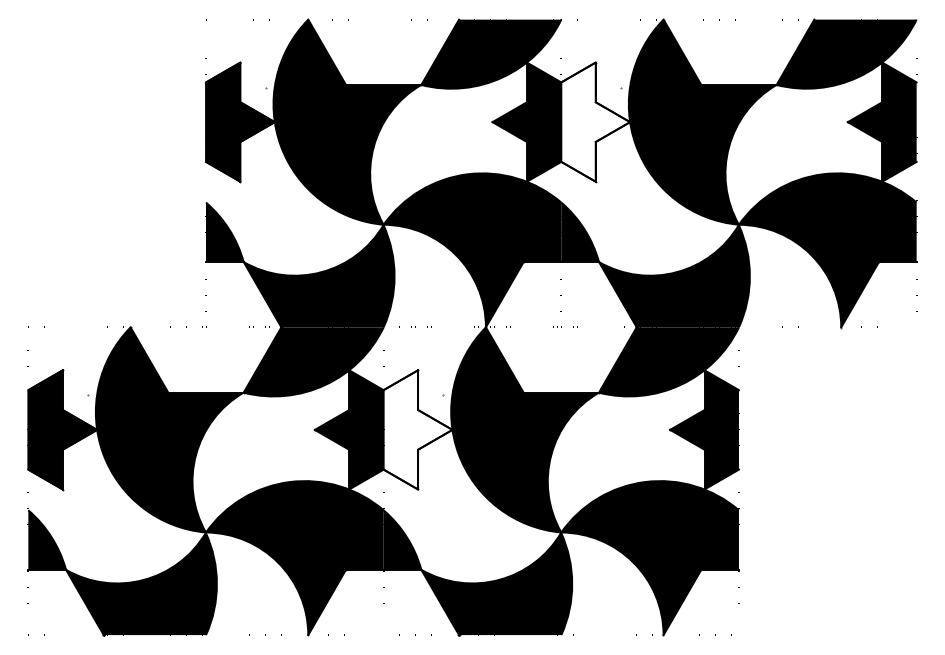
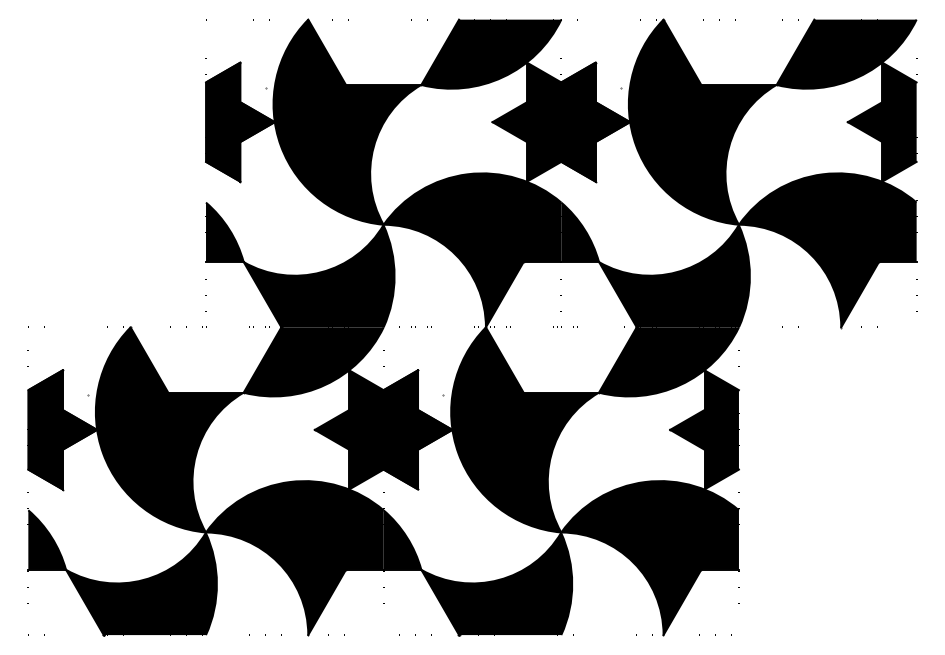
fill: none -> present (595, 121)
fill: none -> present (417, 429)
